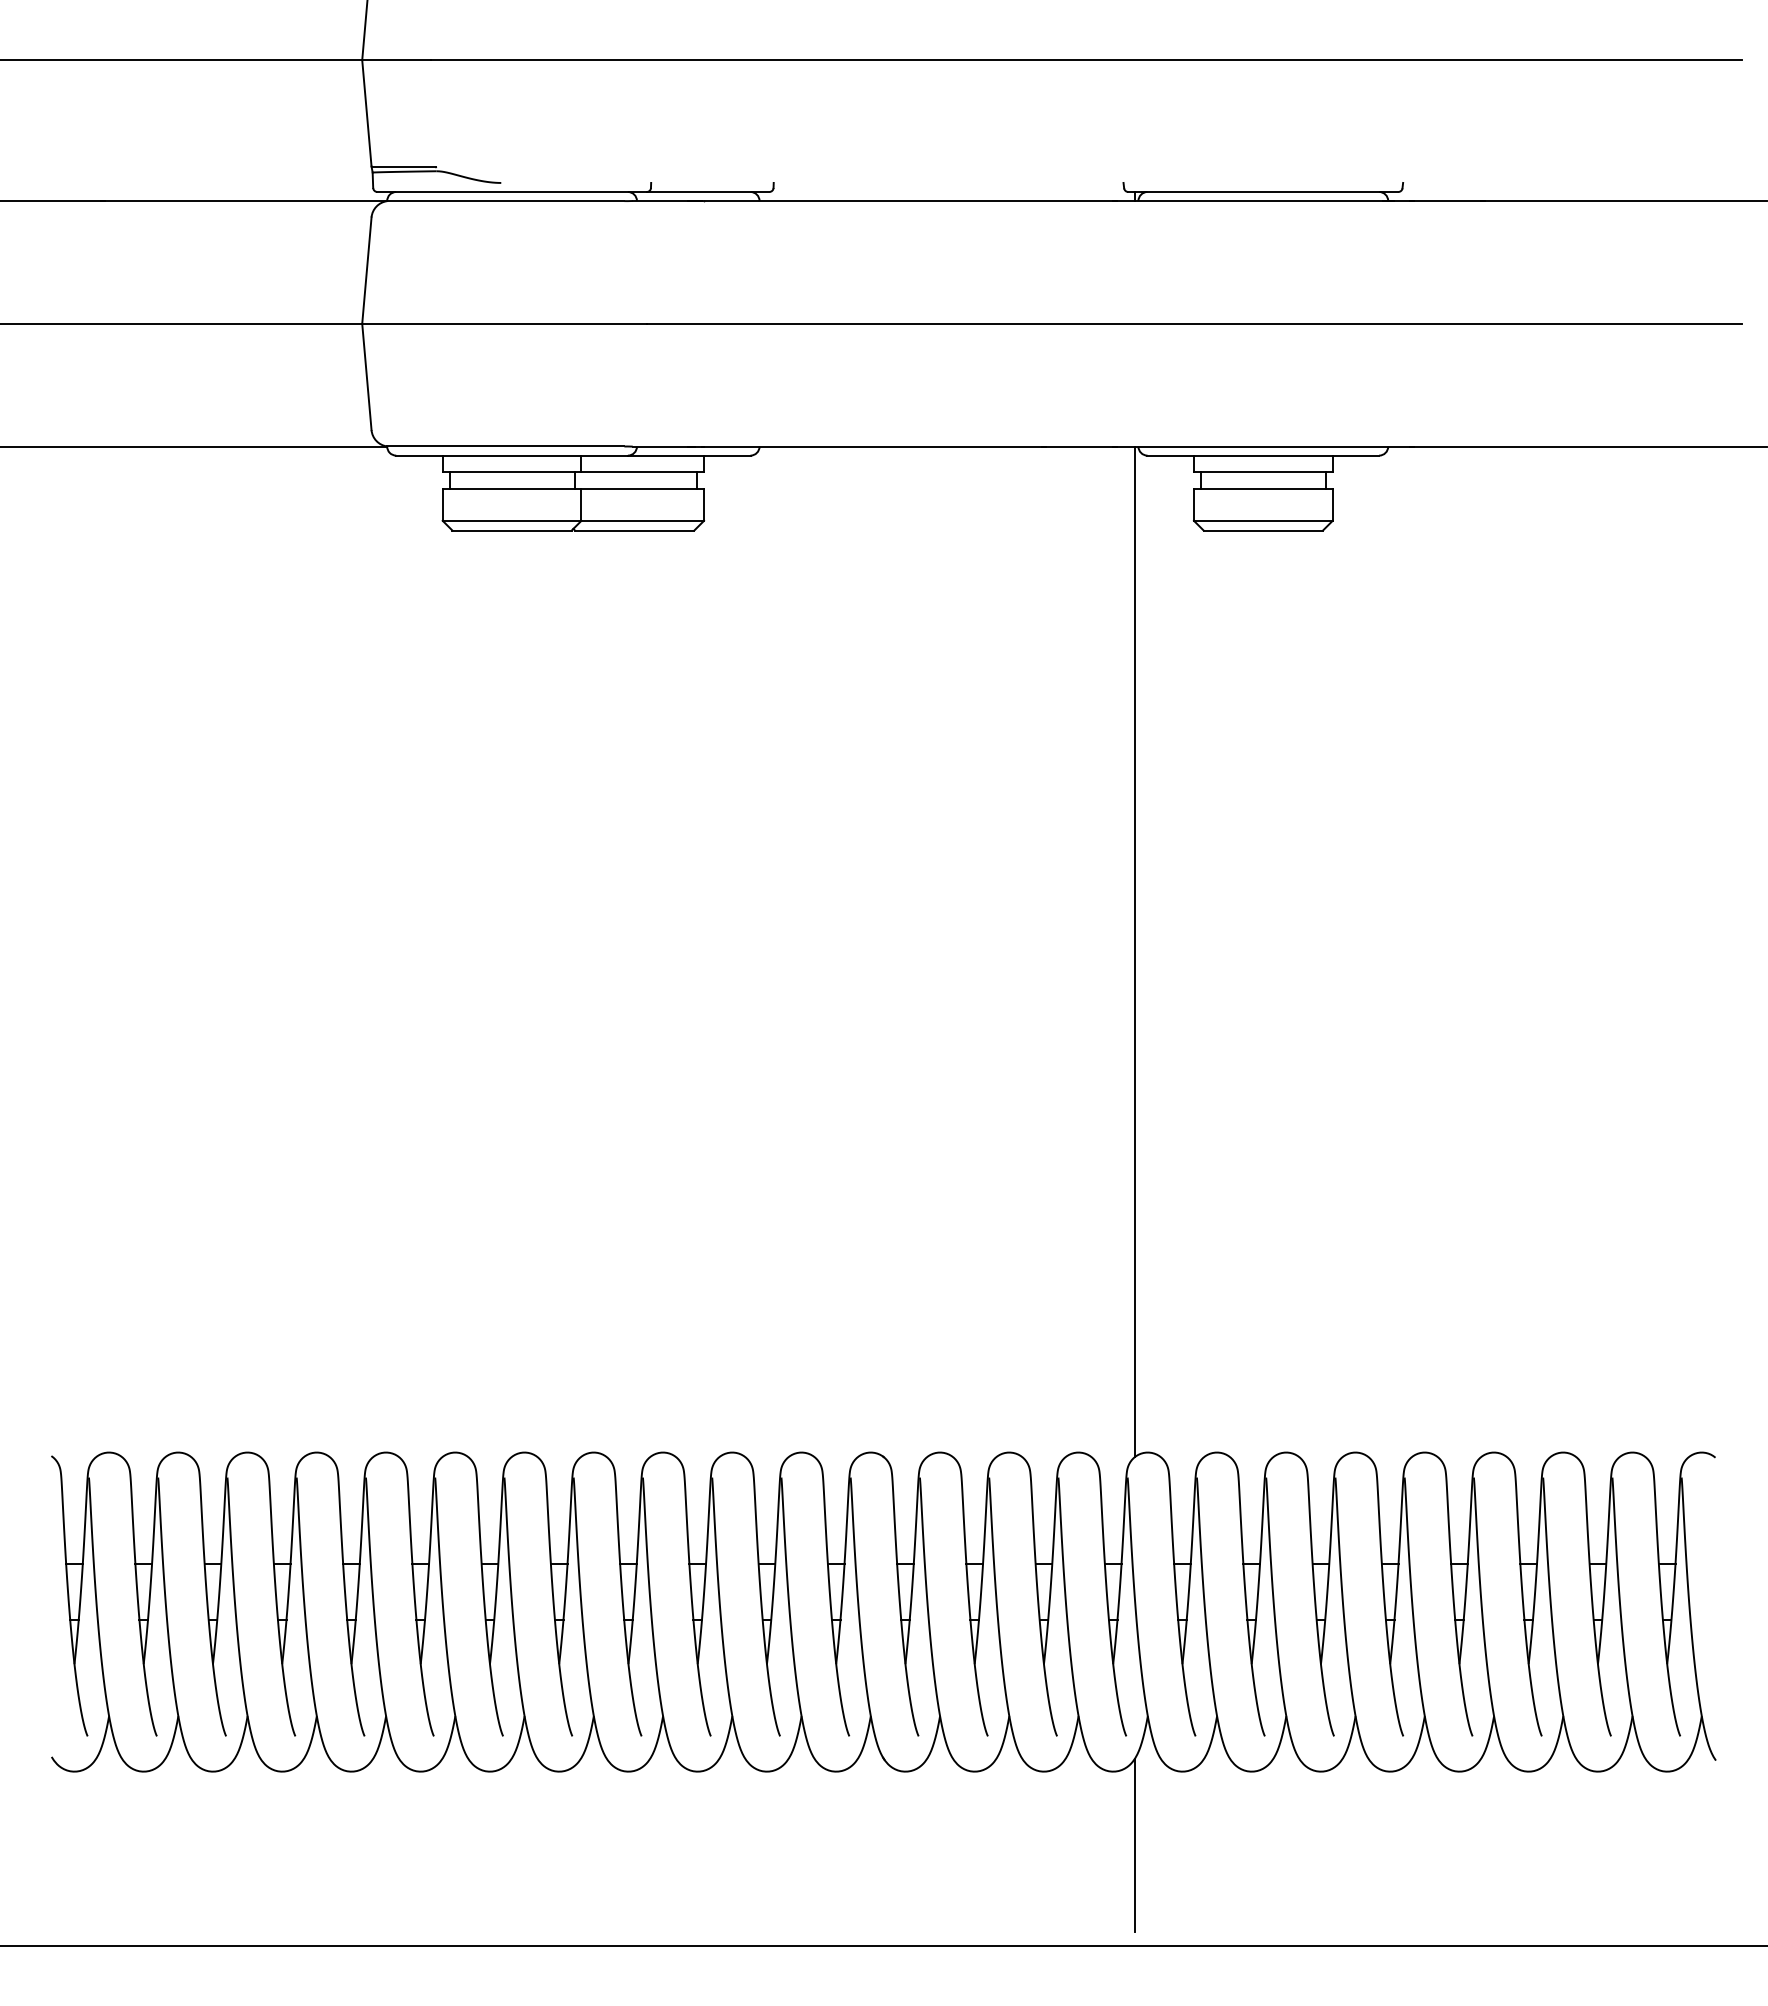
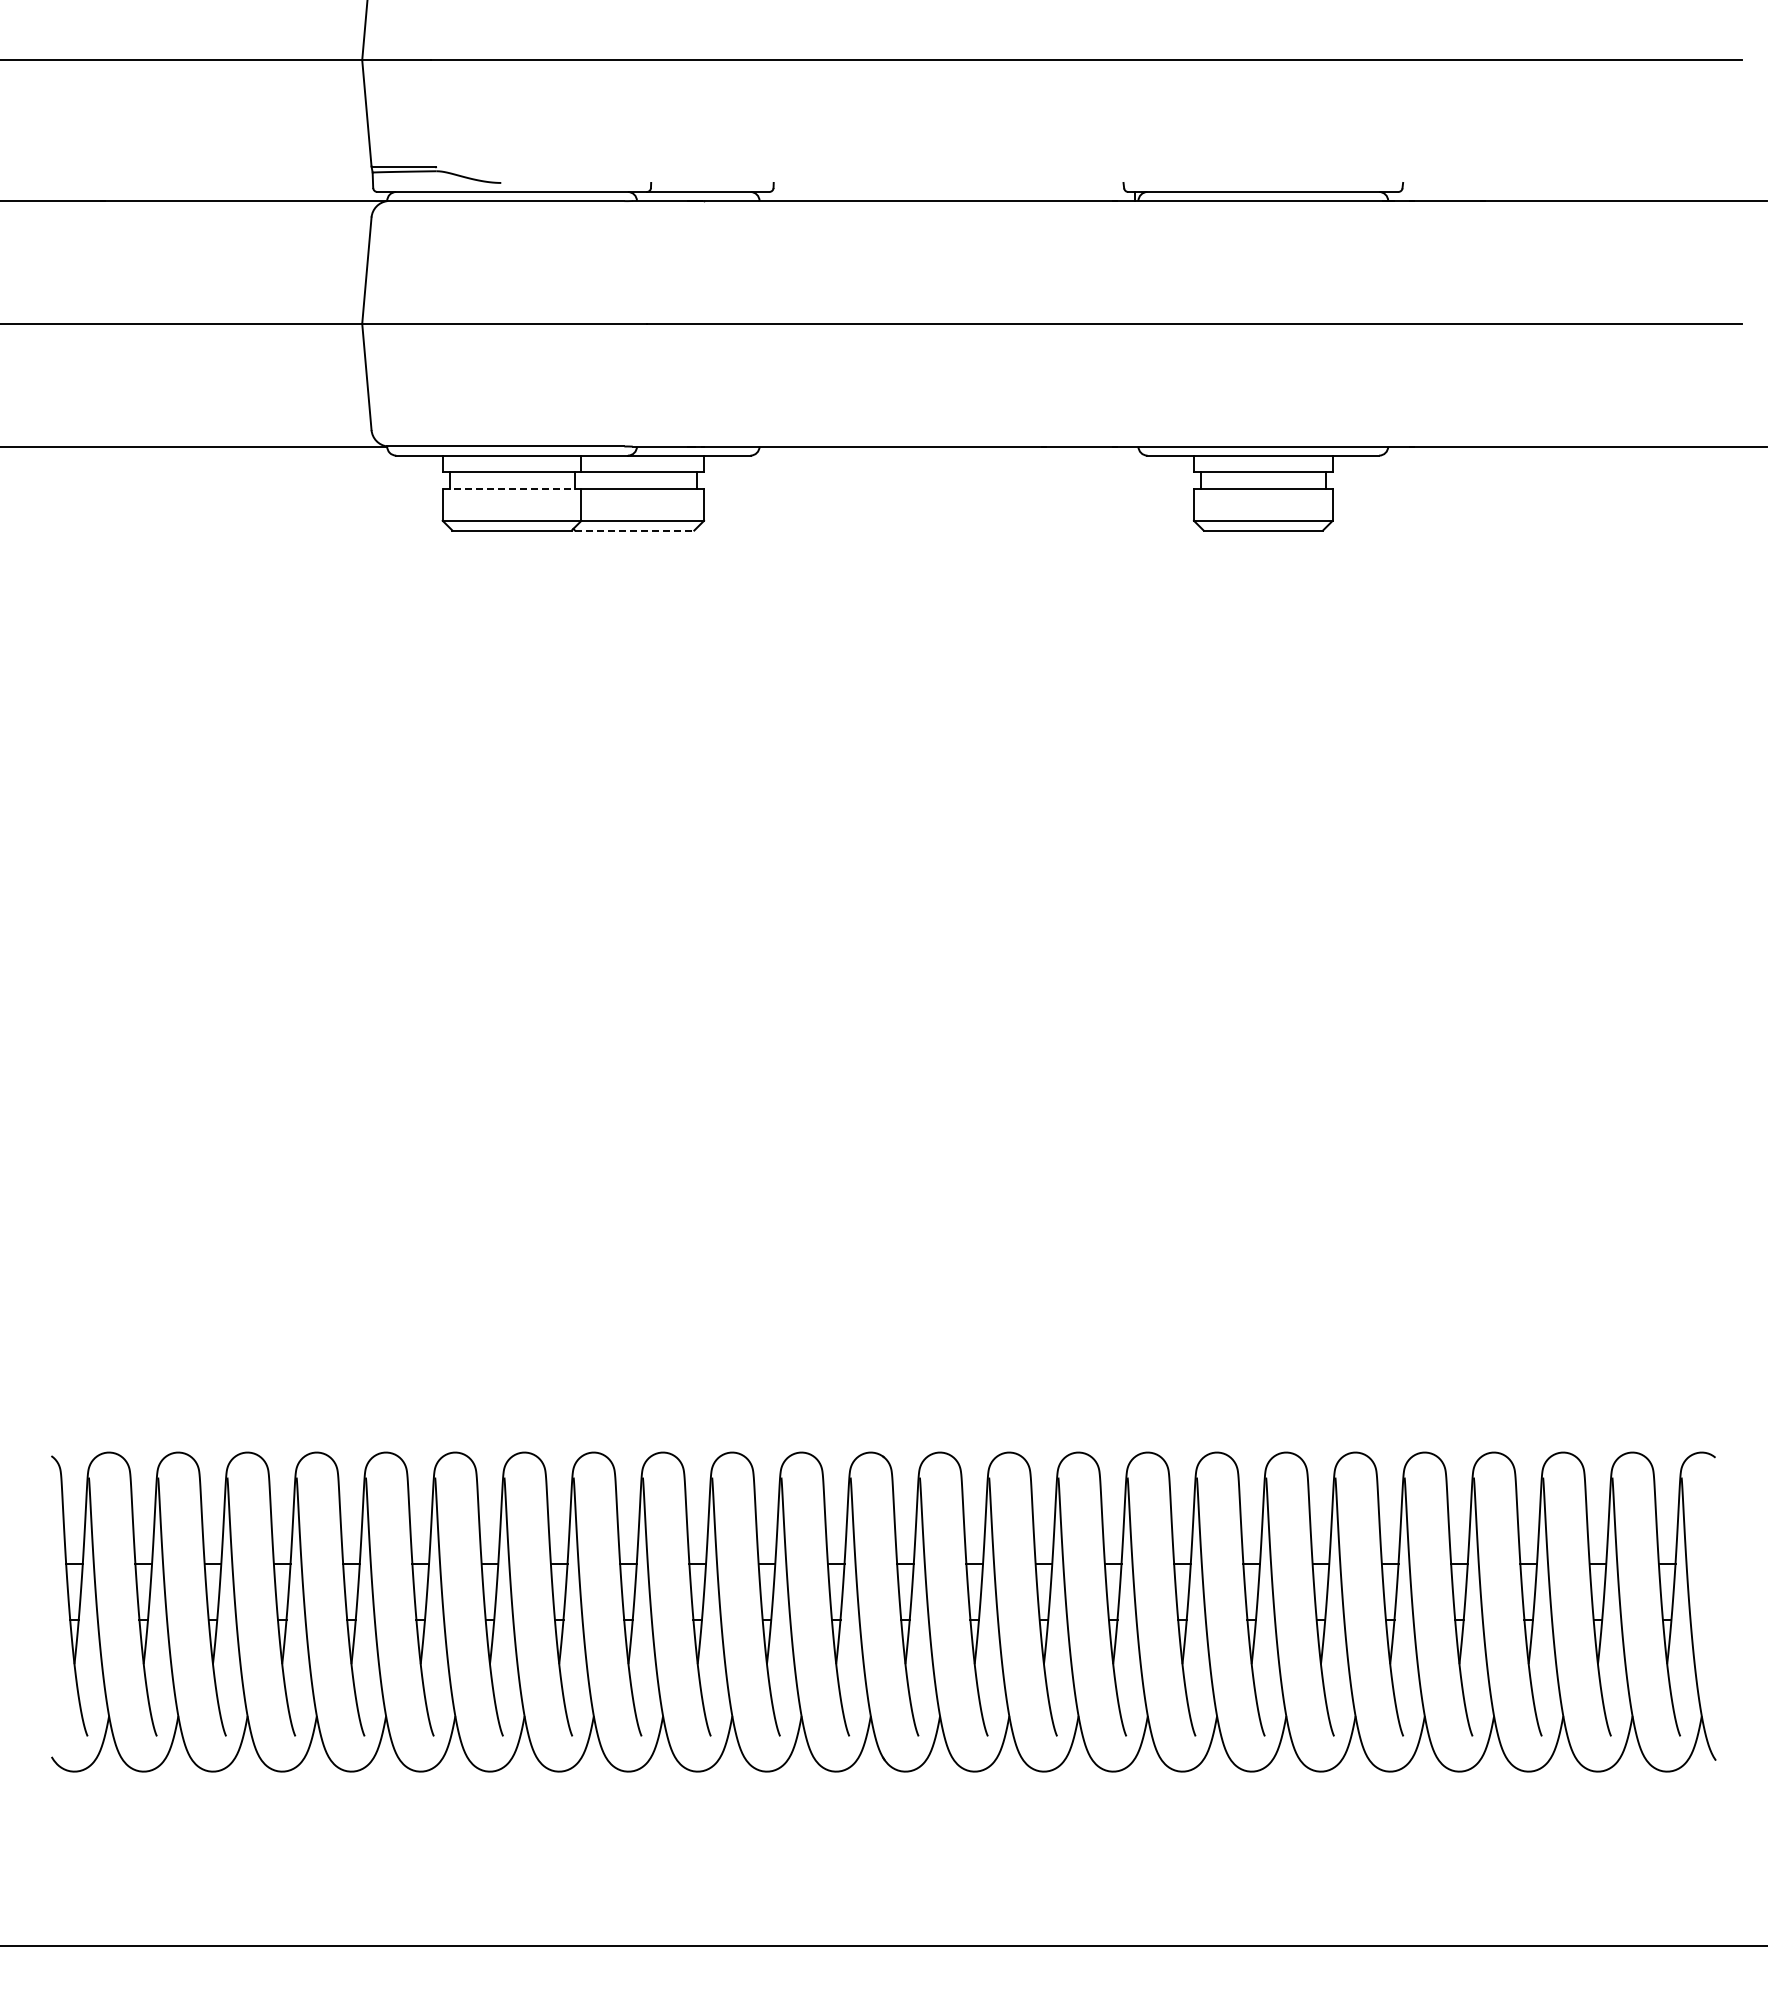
line: solid -> dashed (512, 488)
line: solid -> dashed (634, 530)
line: present -> none (1134, 951)
line: present -> none (1134, 1845)
